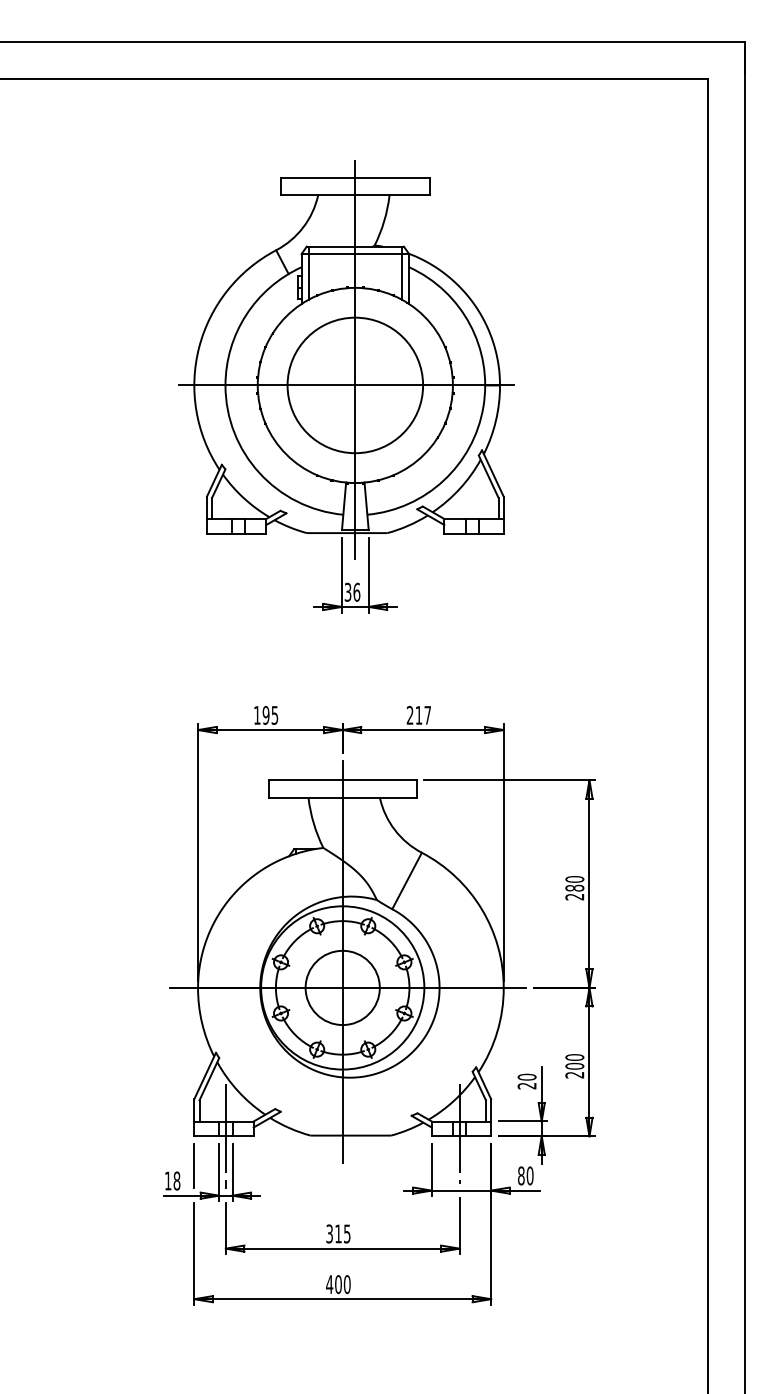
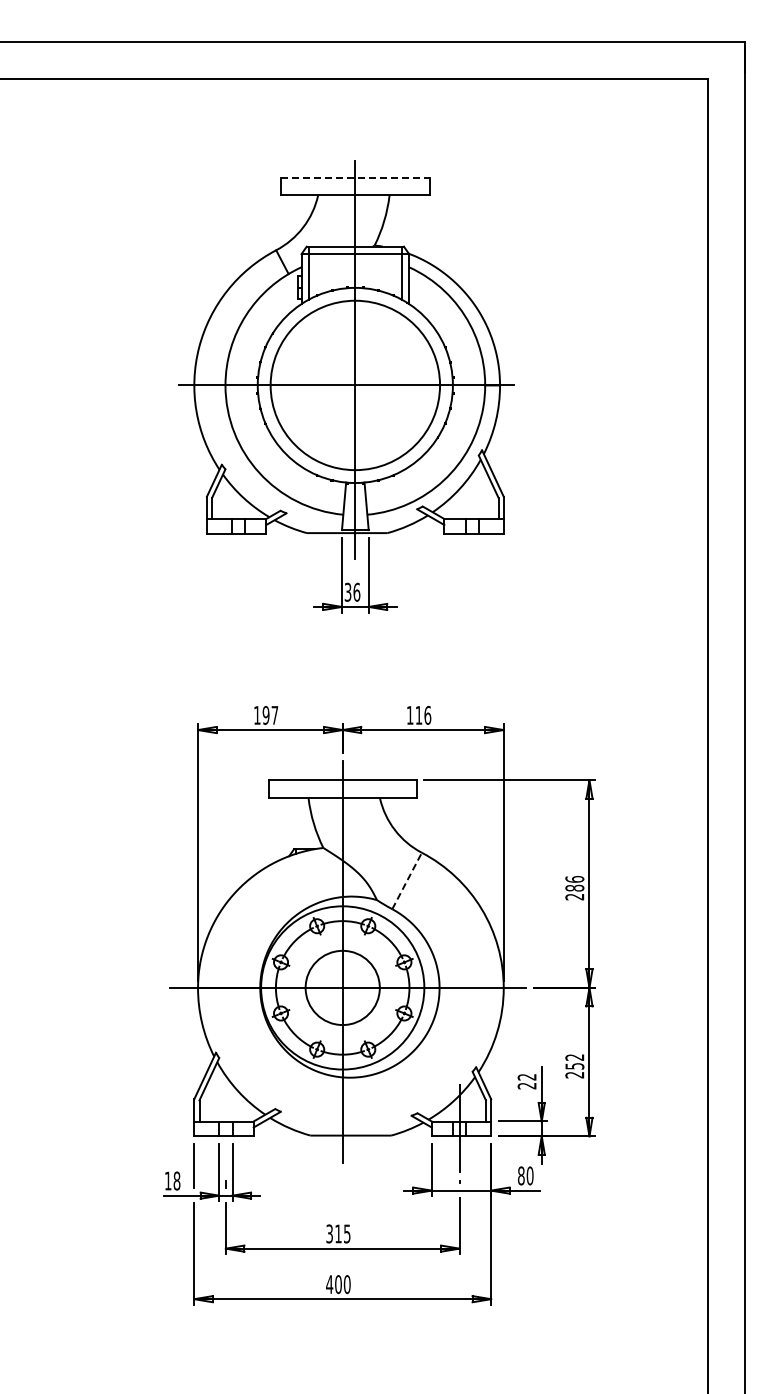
line: solid -> dashed (355, 177)
circle diameter: 136 px -> 169 px (355, 385)
text: 217 -> 116 (418, 714)
text: 195 -> 197 (274, 715)
text: 280 -> 286 (574, 879)
line: solid -> dashed (407, 880)
text: 200 -> 252 (574, 1061)
text: 20 -> 22 (526, 1076)
line: present -> none (225, 1128)
